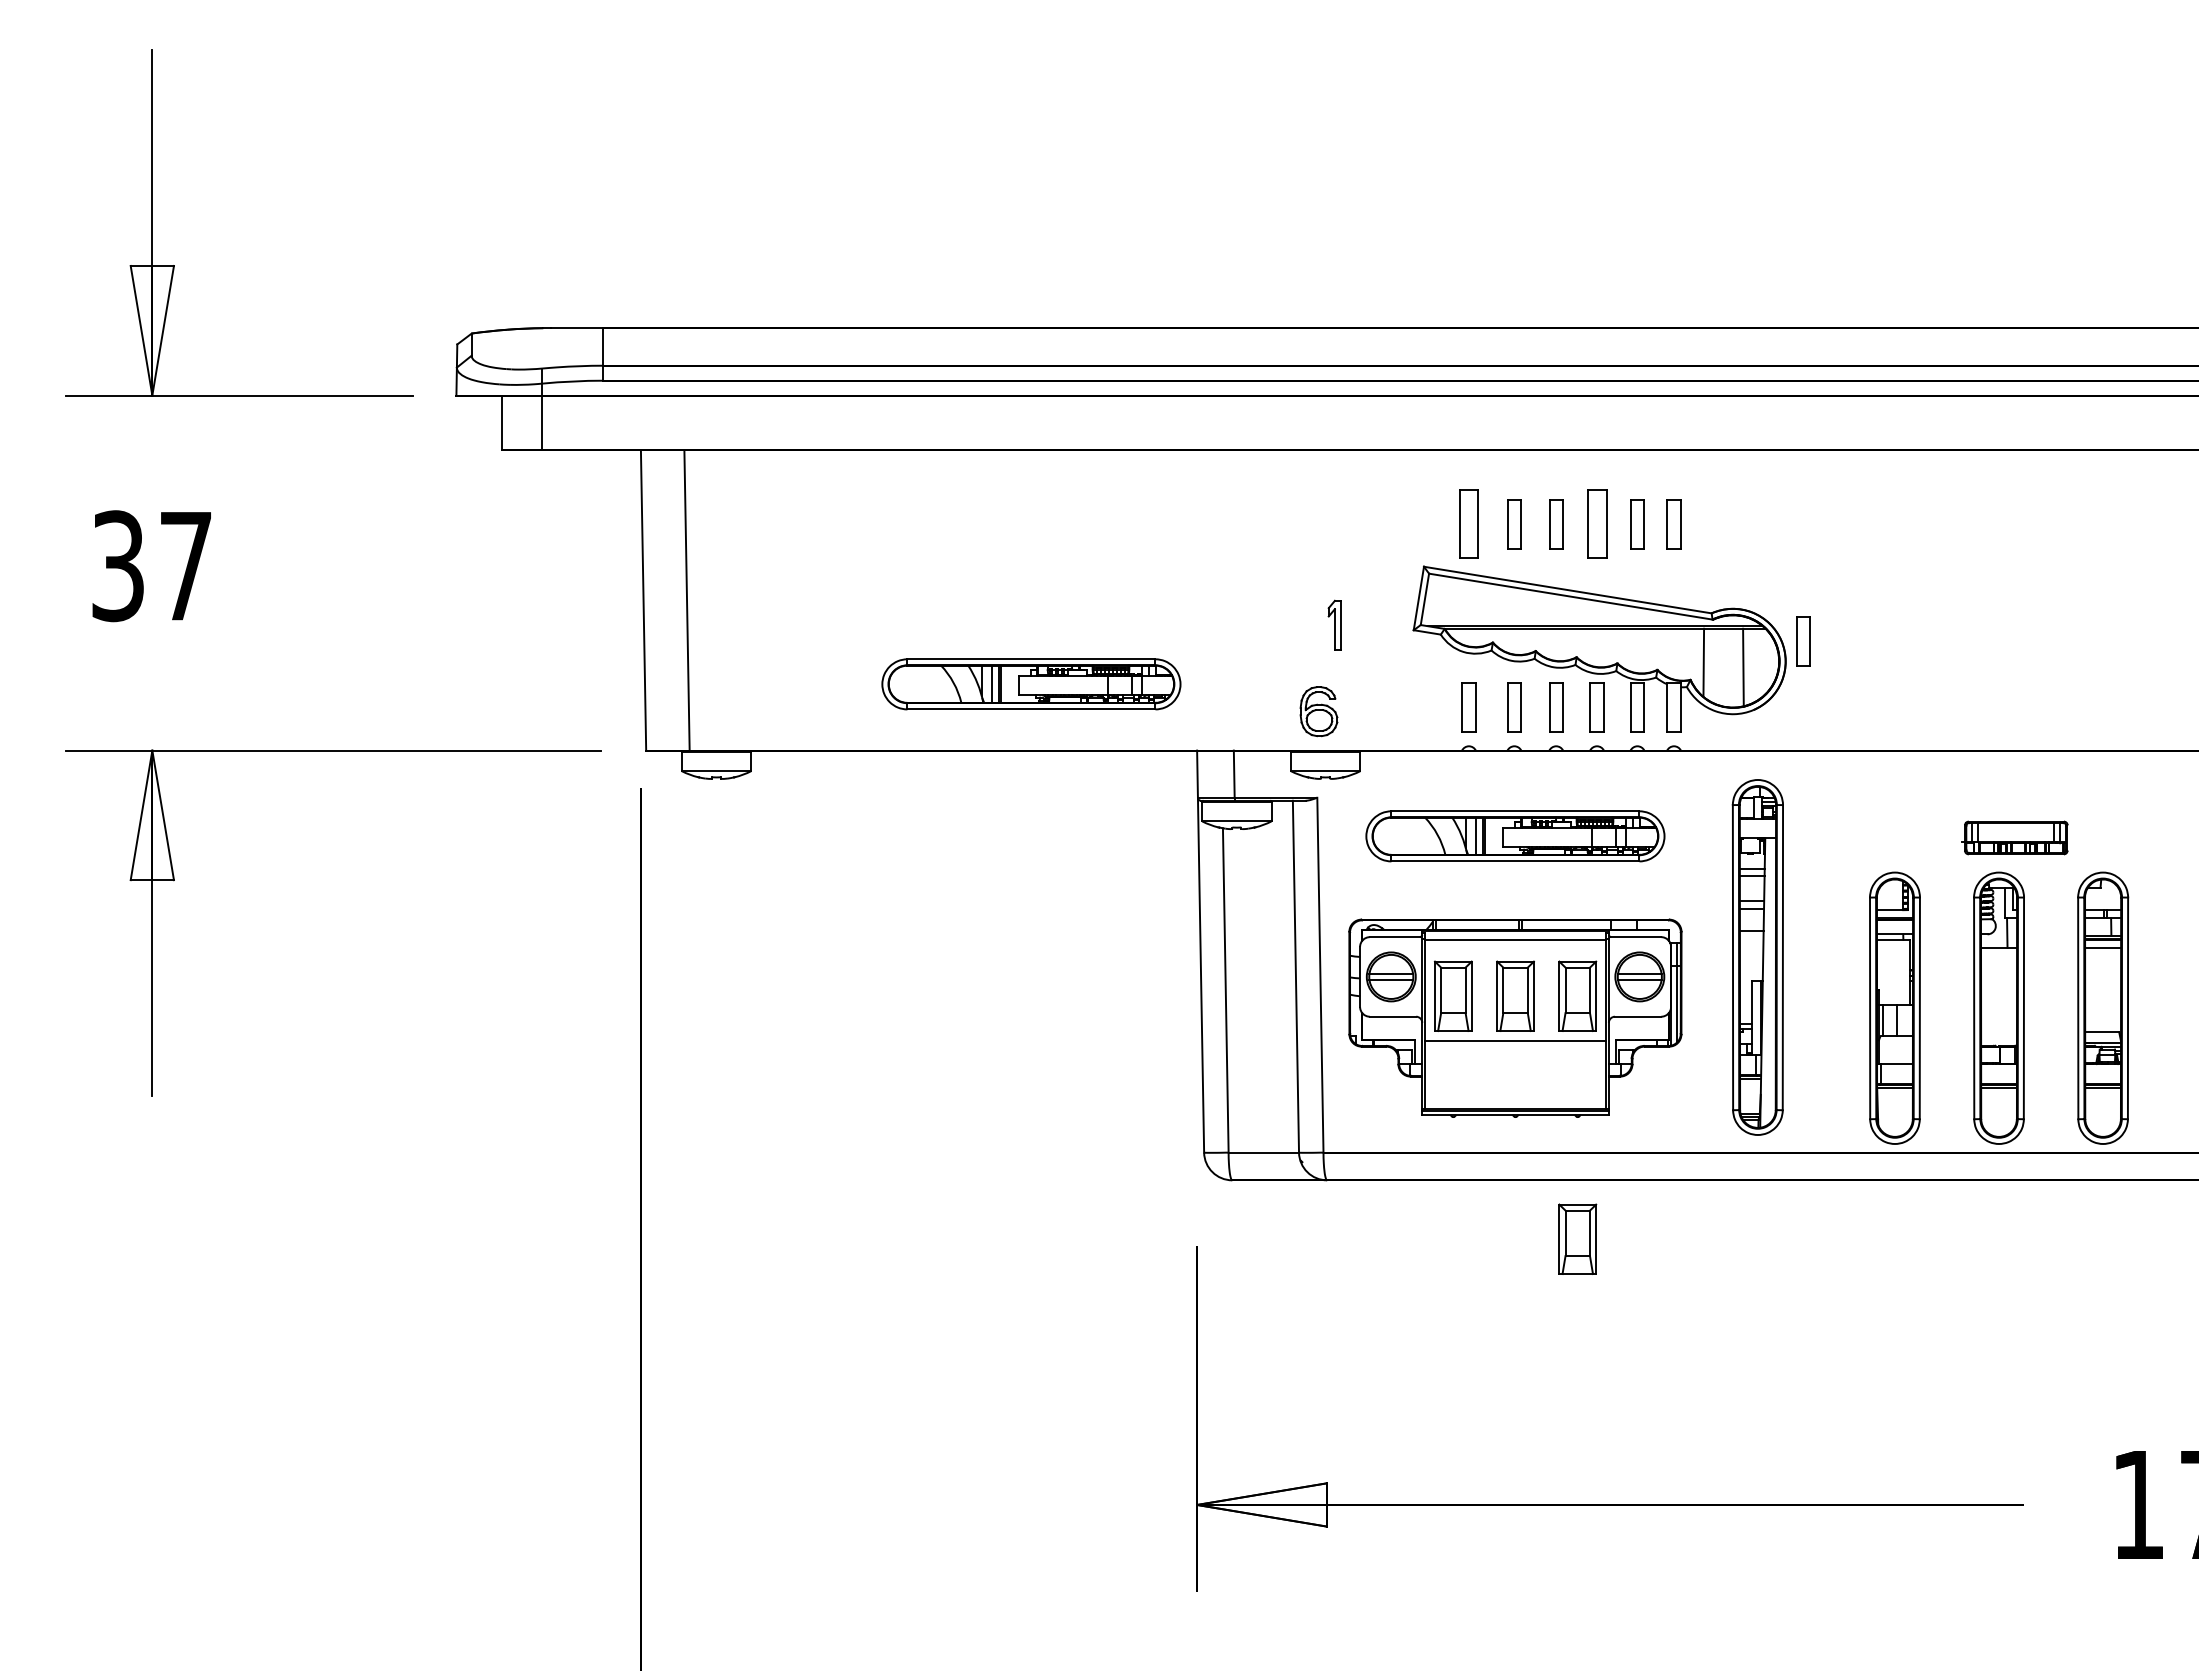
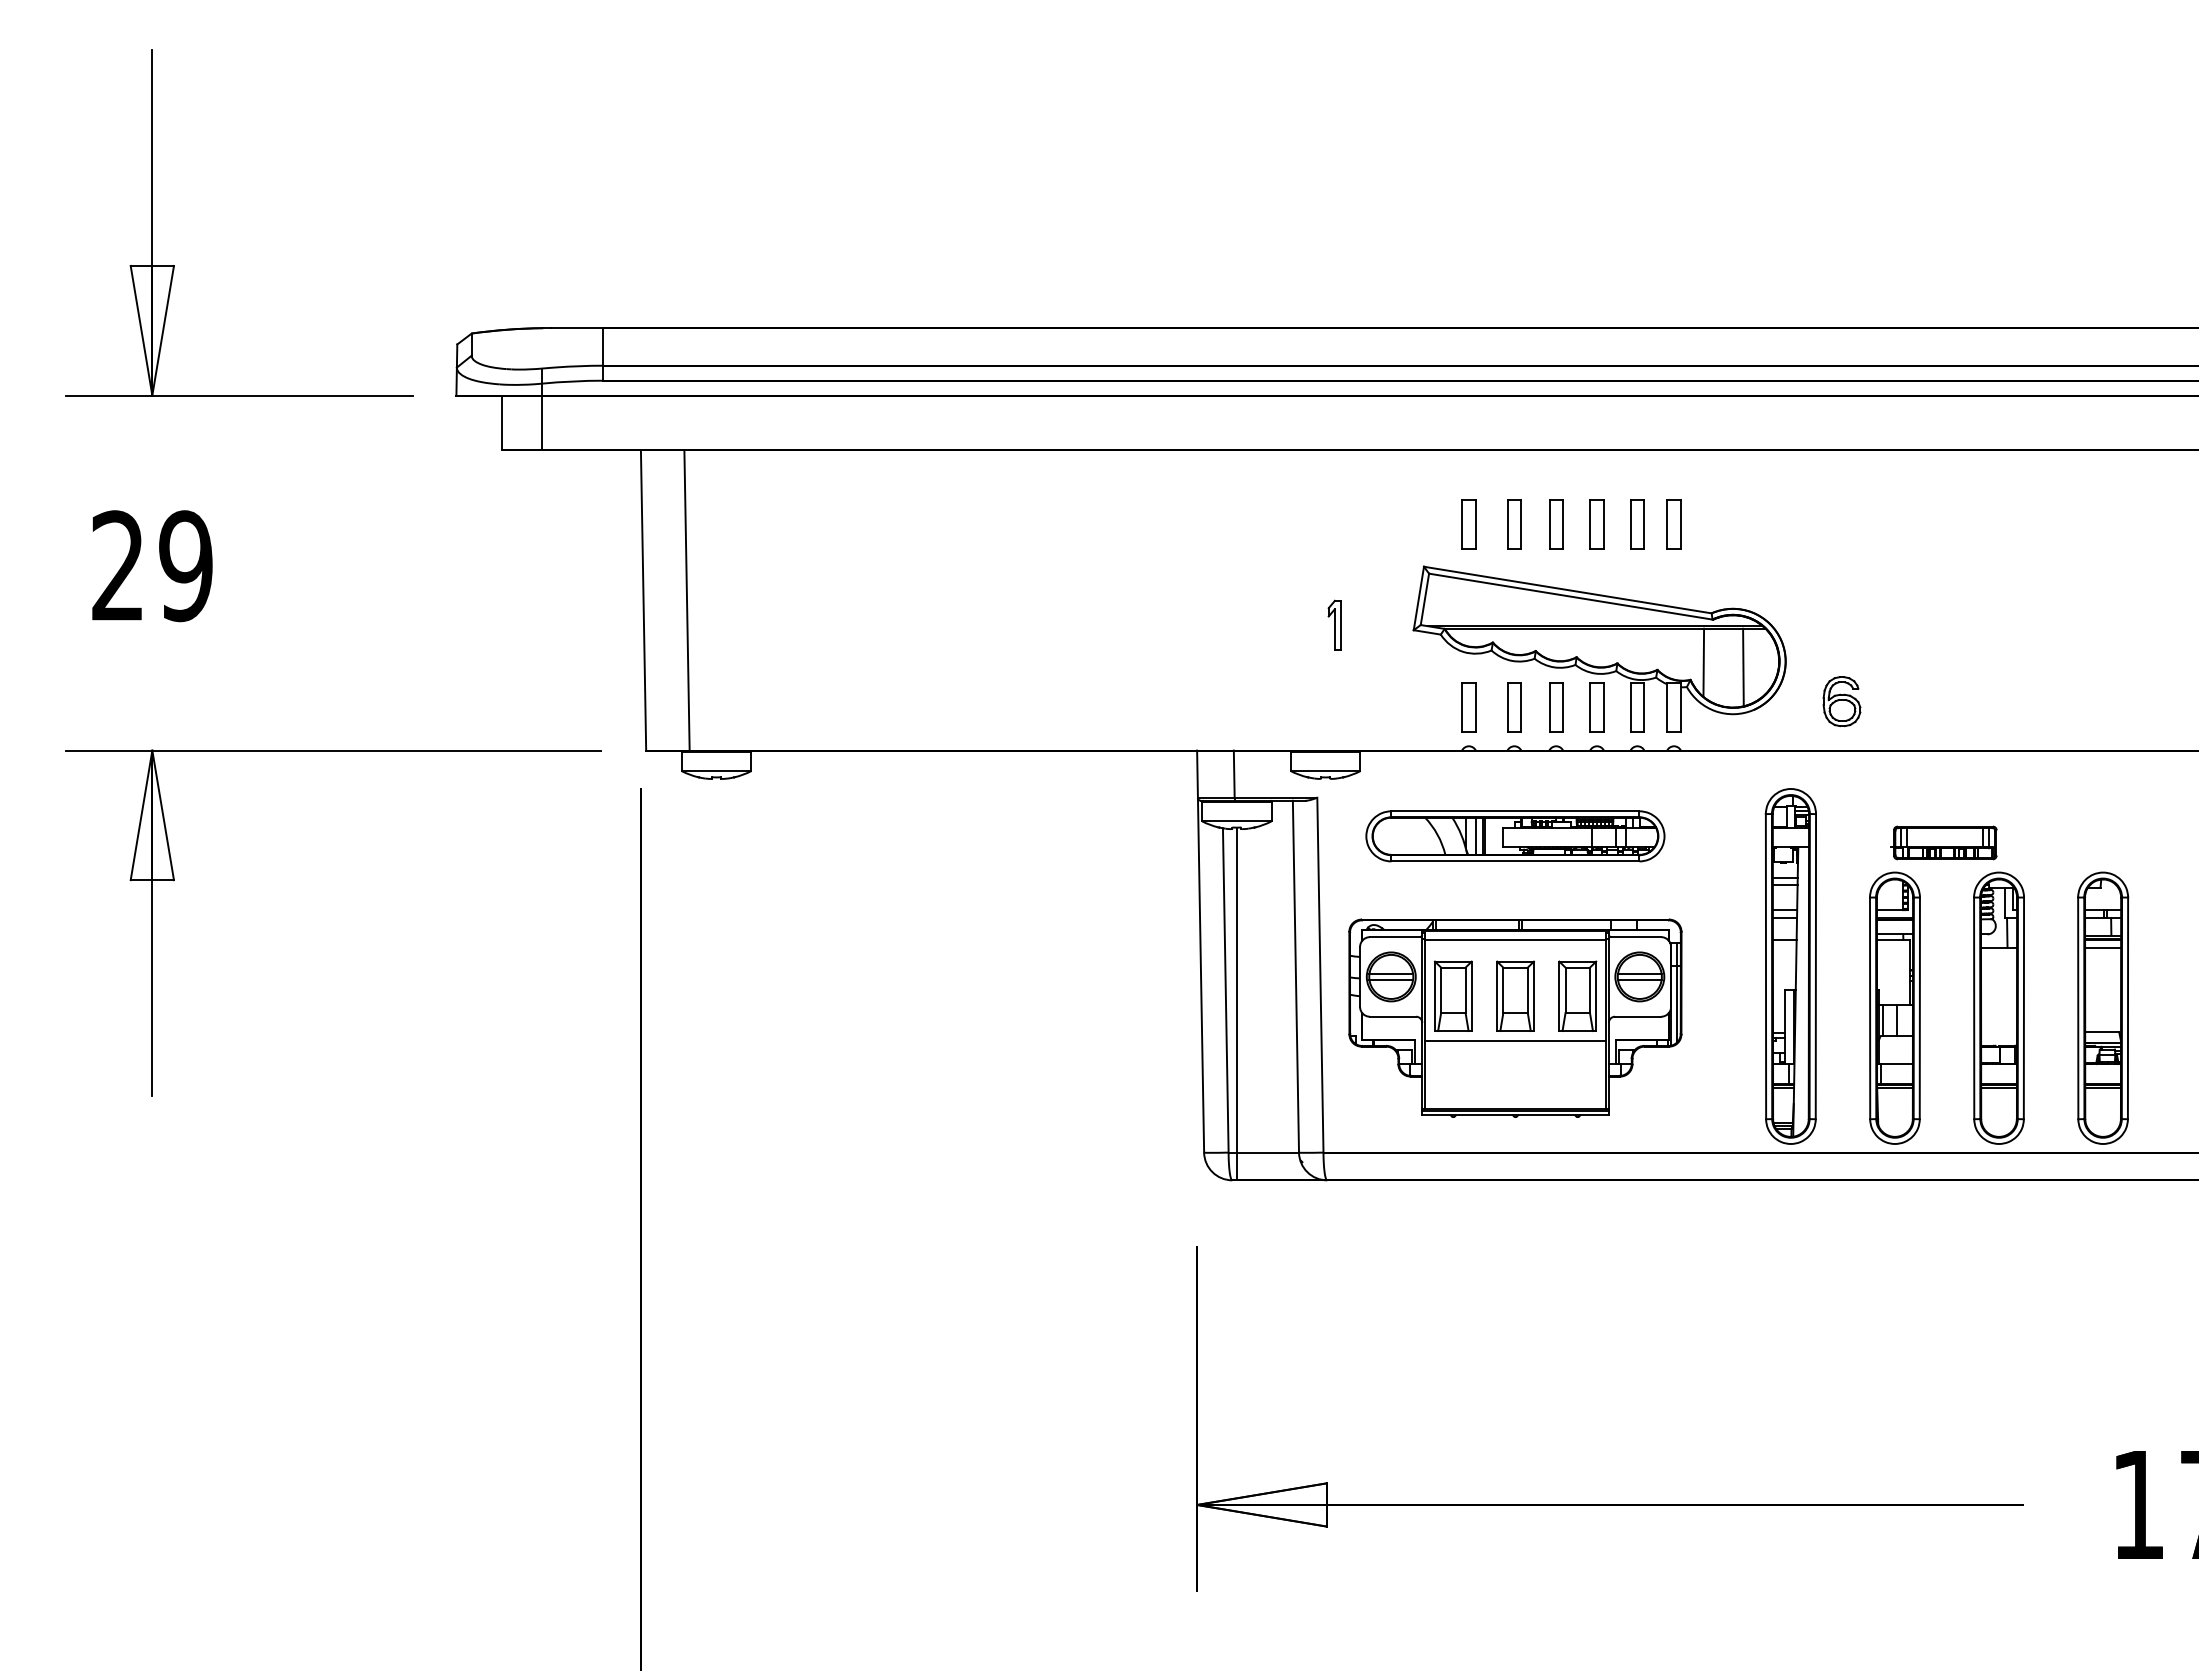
part size: 20x70 px -> 16x51 px (1468, 524)
part size: 21x70 px -> 16x51 px (1596, 524)
text: 37 -> 29 (152, 566)
part: present -> none (1803, 641)
part: present -> none (1031, 684)
part position: (1318, 711) -> (1841, 701) (1841, 701)
part position: (2014, 837) -> (1943, 842) (1943, 842)
part position: (1757, 957) -> (1790, 966) (1790, 966)
line: none -> present (1236, 1003)
part: present -> none (1577, 1238)
